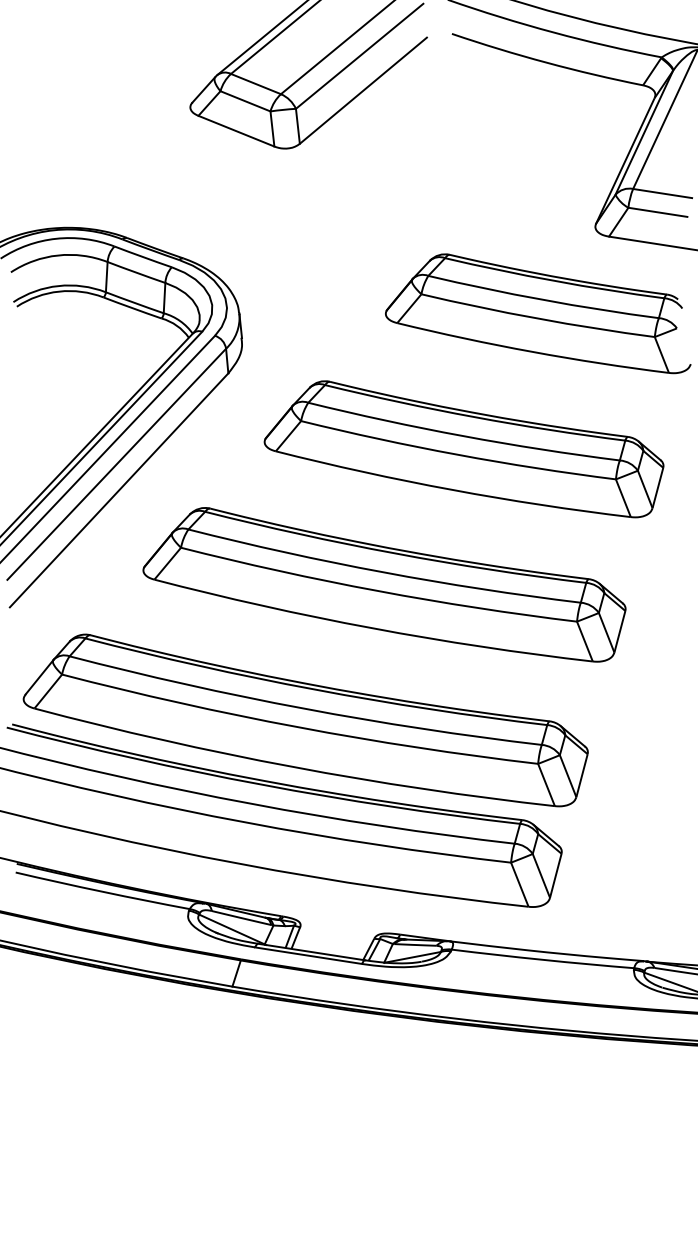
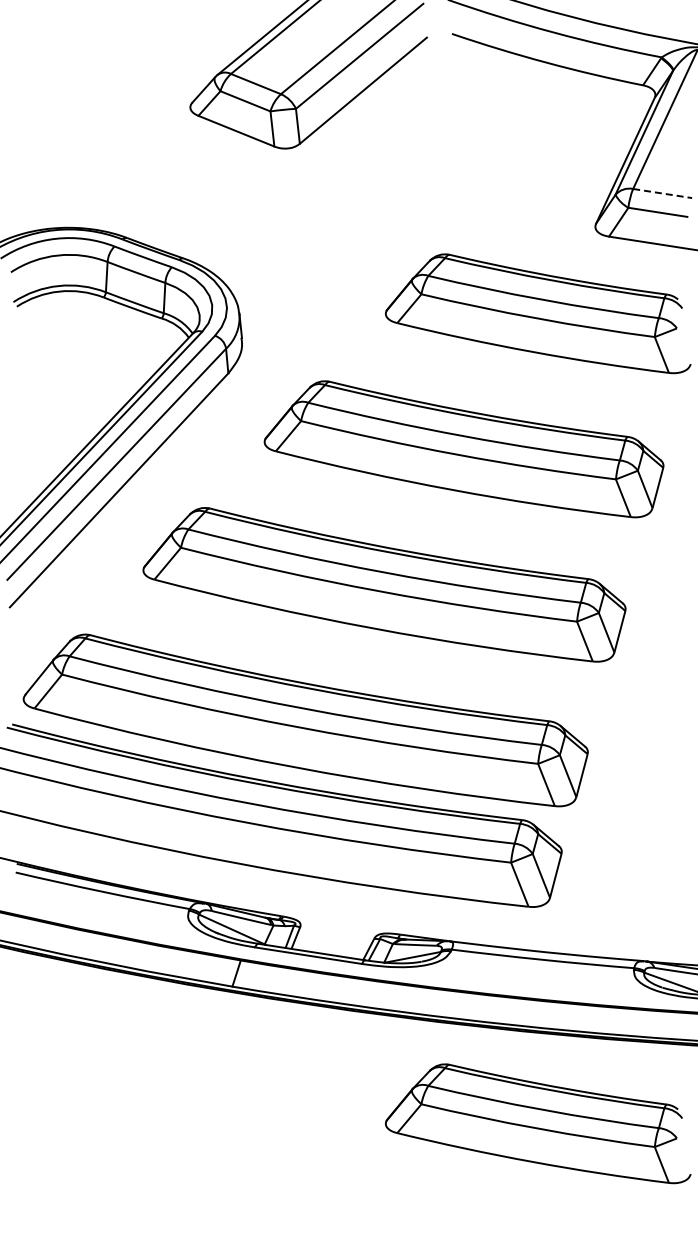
line: solid -> dashed (662, 193)
part: none -> present (538, 1123)
